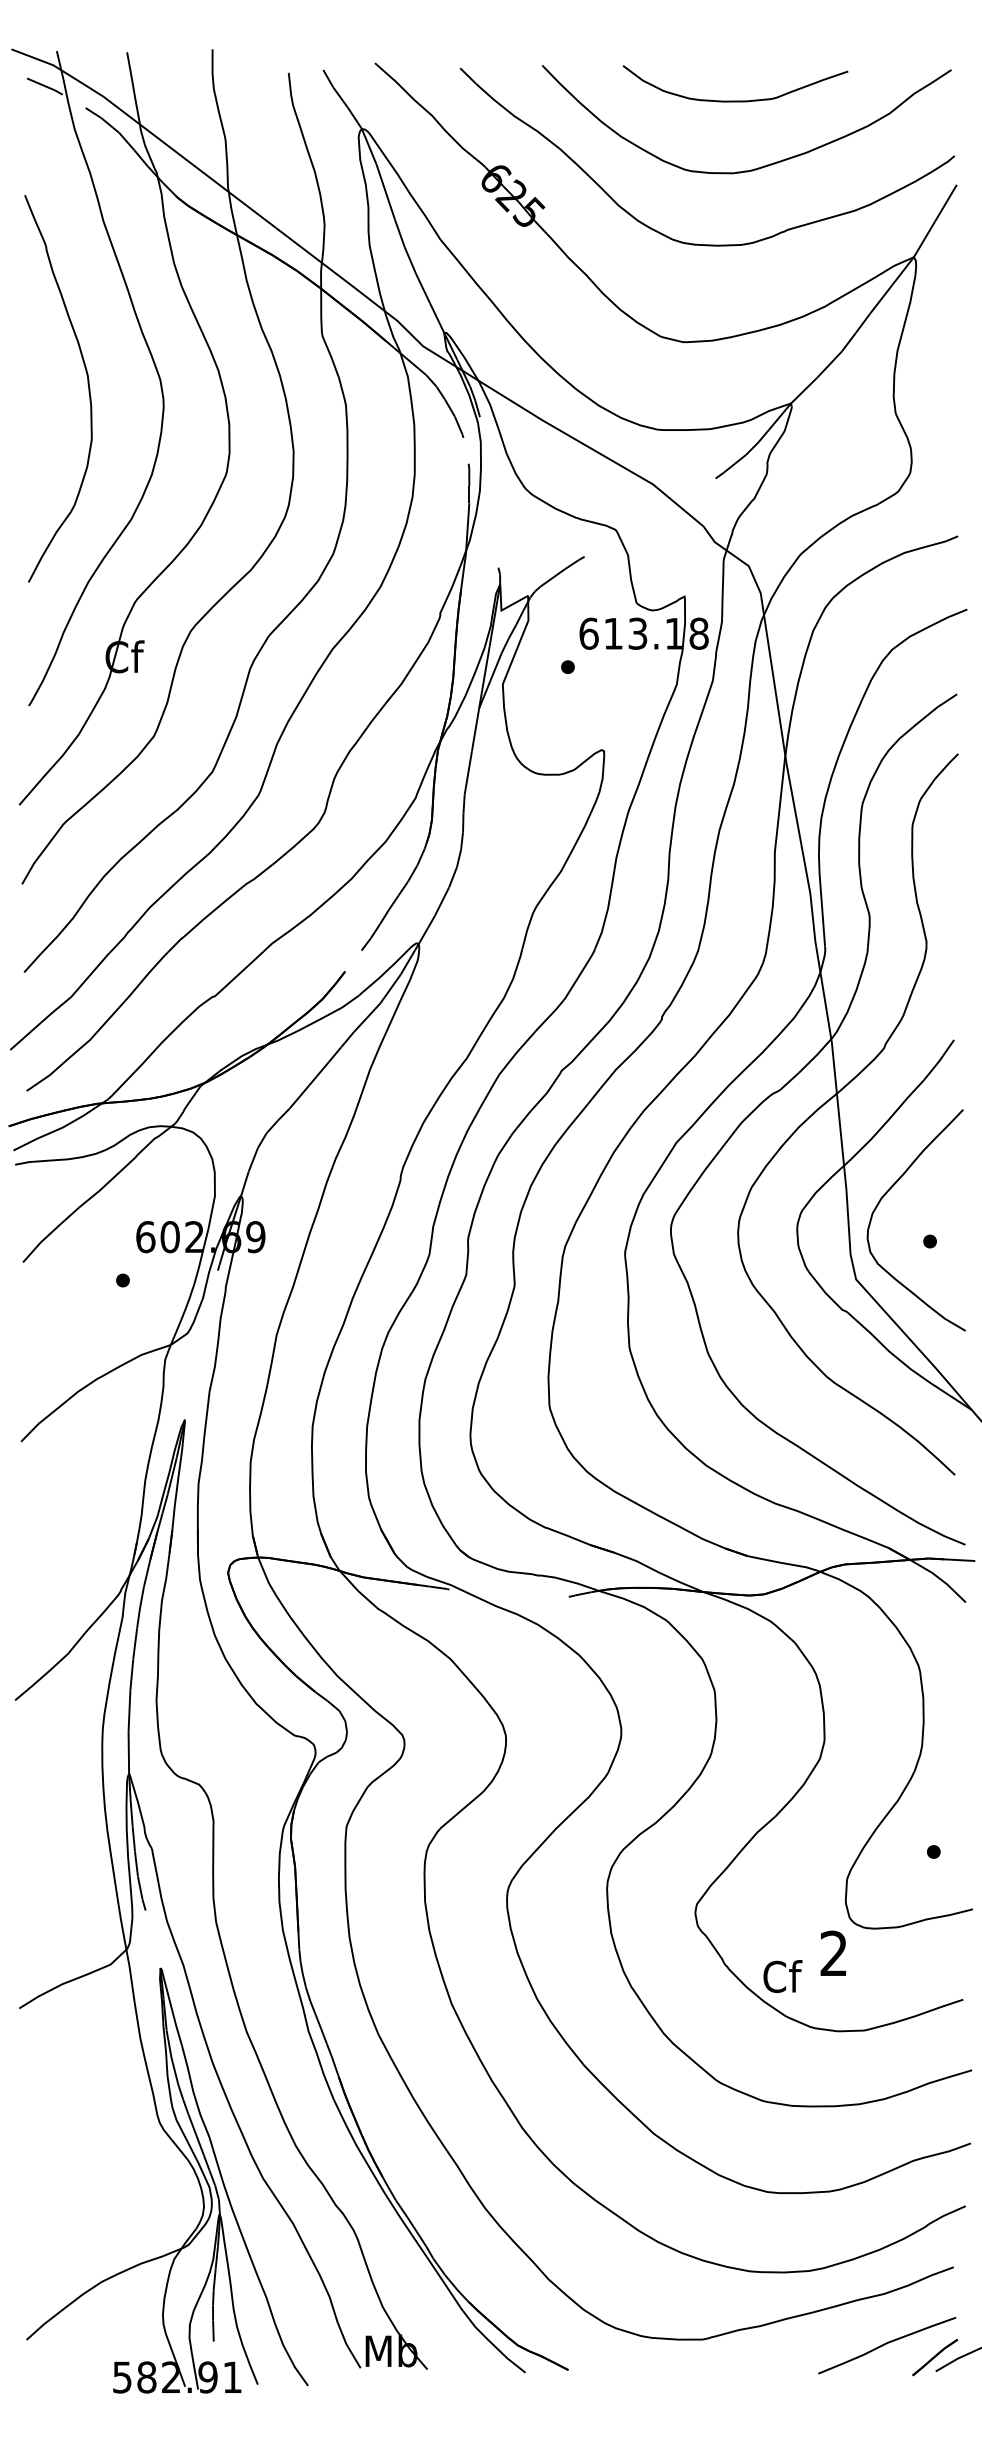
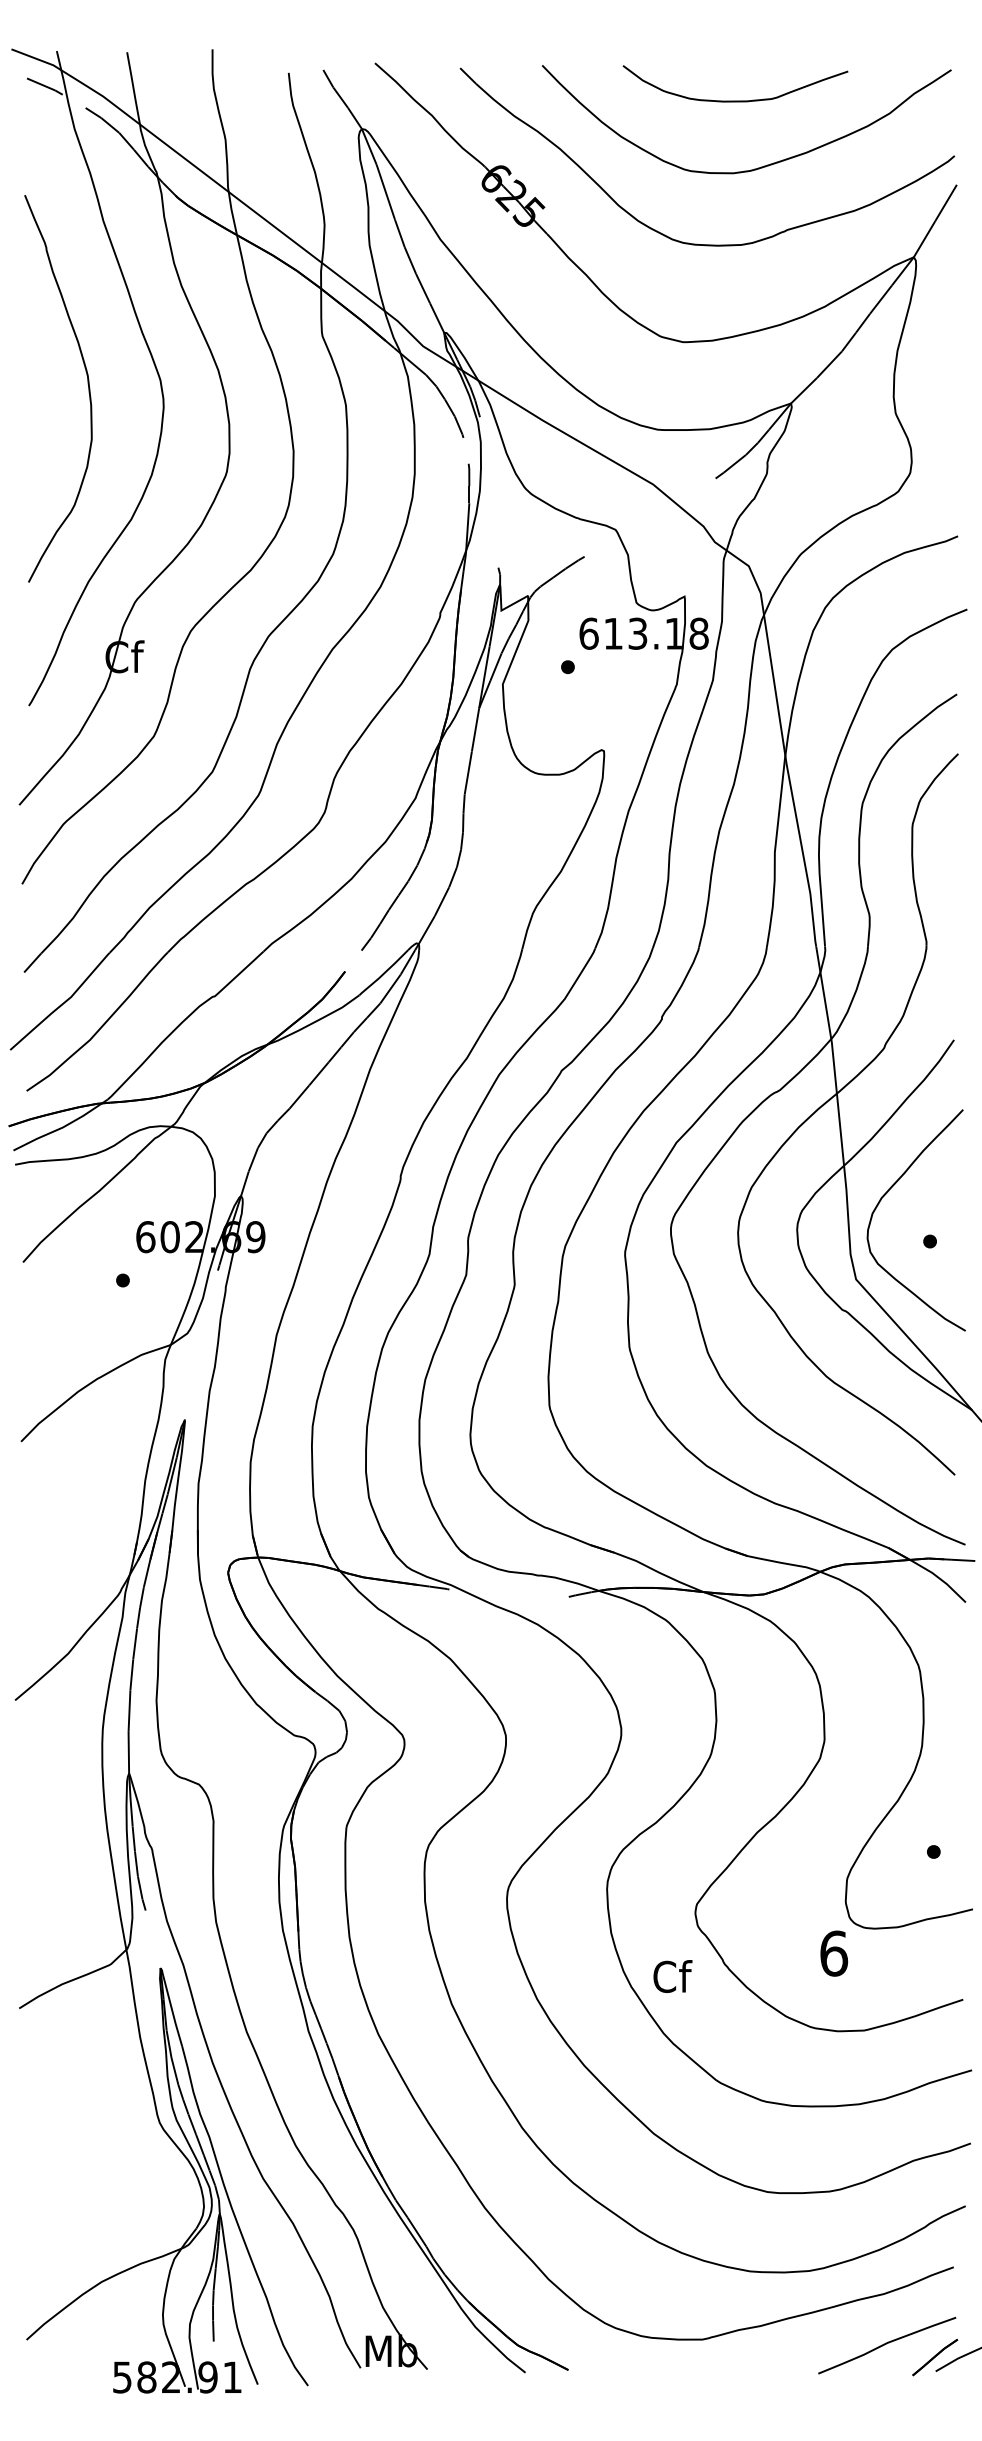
text: 2 -> 6 (834, 1953)
text position: (782, 1976) -> (672, 1976) (672, 1976)
